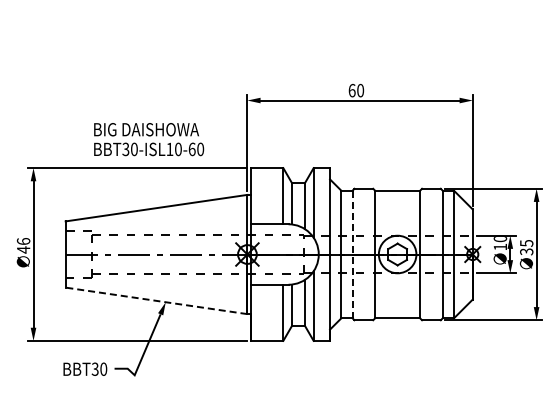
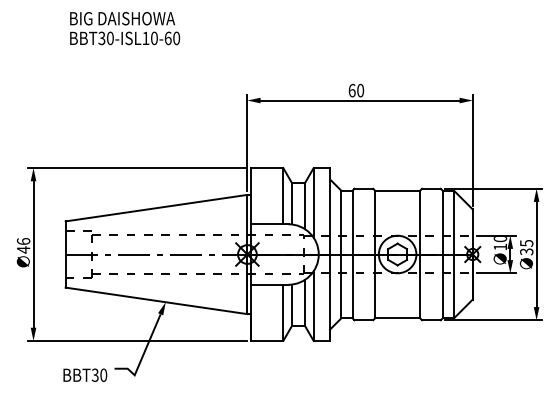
text position: (149, 139) -> (125, 28) (125, 28)
line: dashed -> solid (352, 254)
line: dashed -> solid (156, 300)
text position: (85, 368) -> (85, 374) (85, 374)
